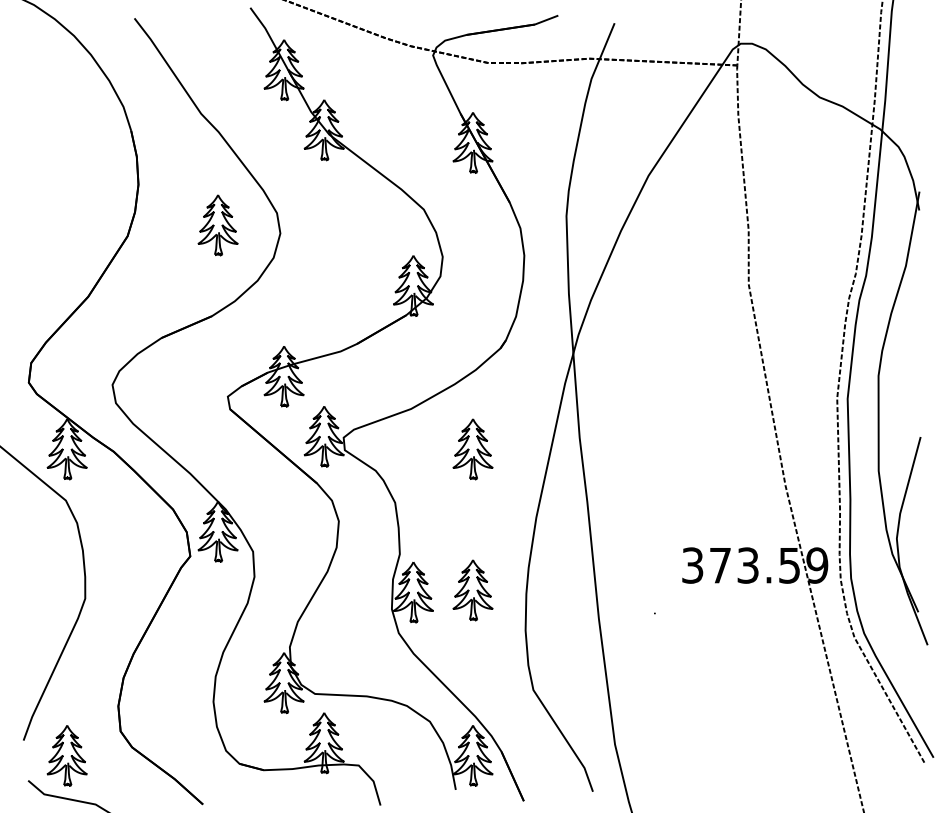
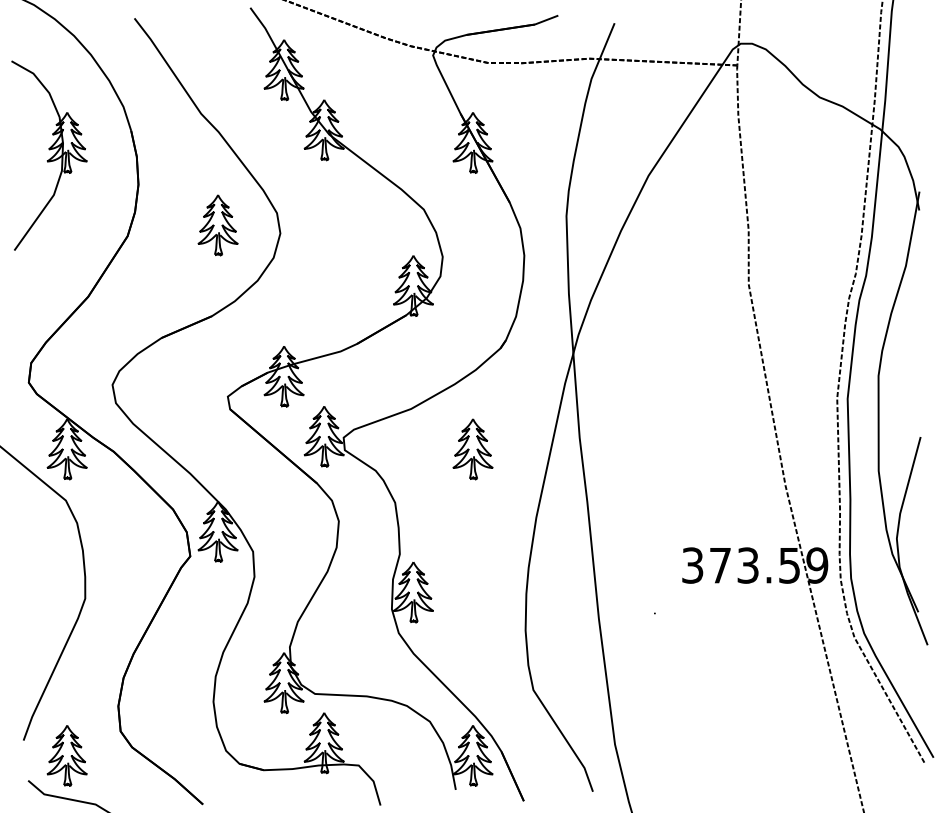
part: none -> present (49, 155)
part: present -> none (472, 590)
